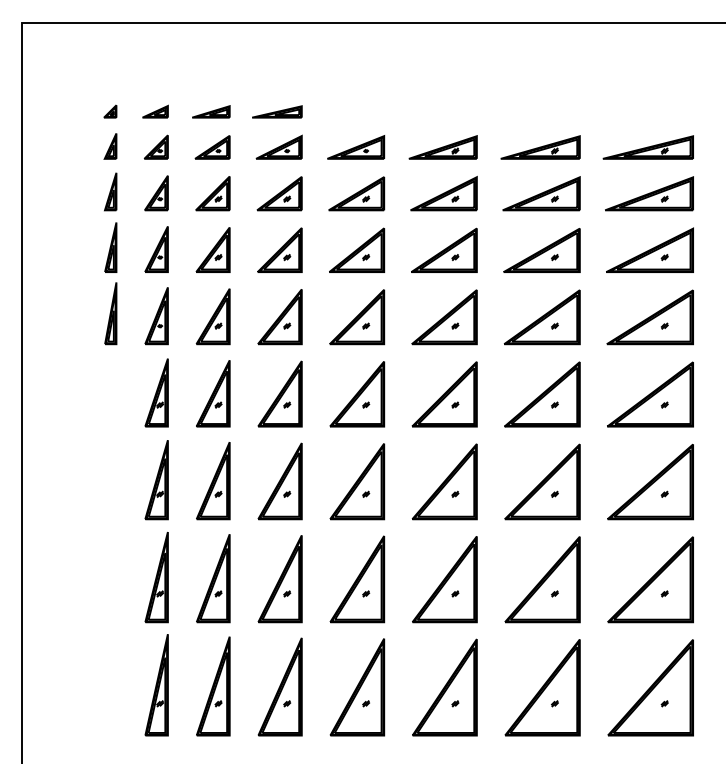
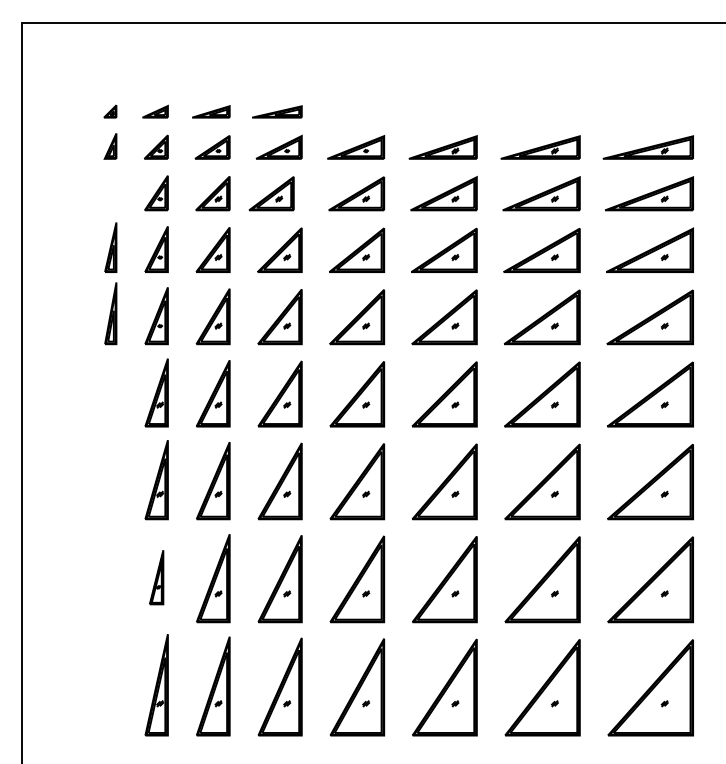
part: present -> none (110, 191)
part position: (279, 193) -> (271, 193) (271, 193)
part size: 25x93 px -> 16x56 px (156, 577)
